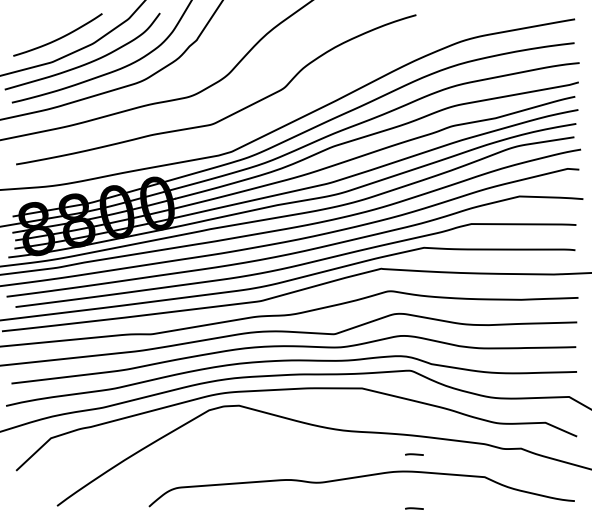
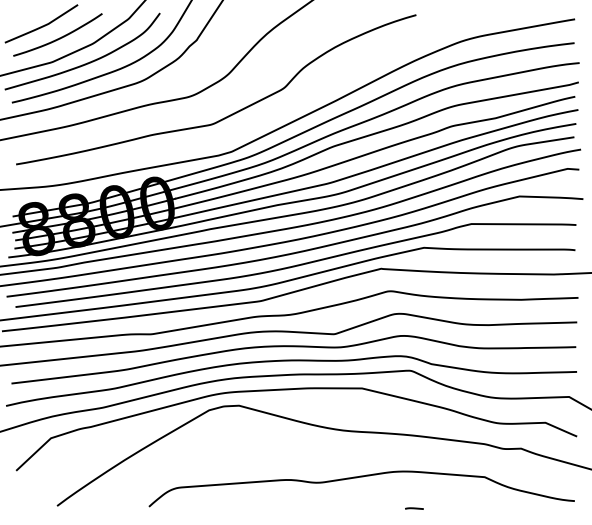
curve: none -> present (42, 25)
line: present -> none (414, 454)
